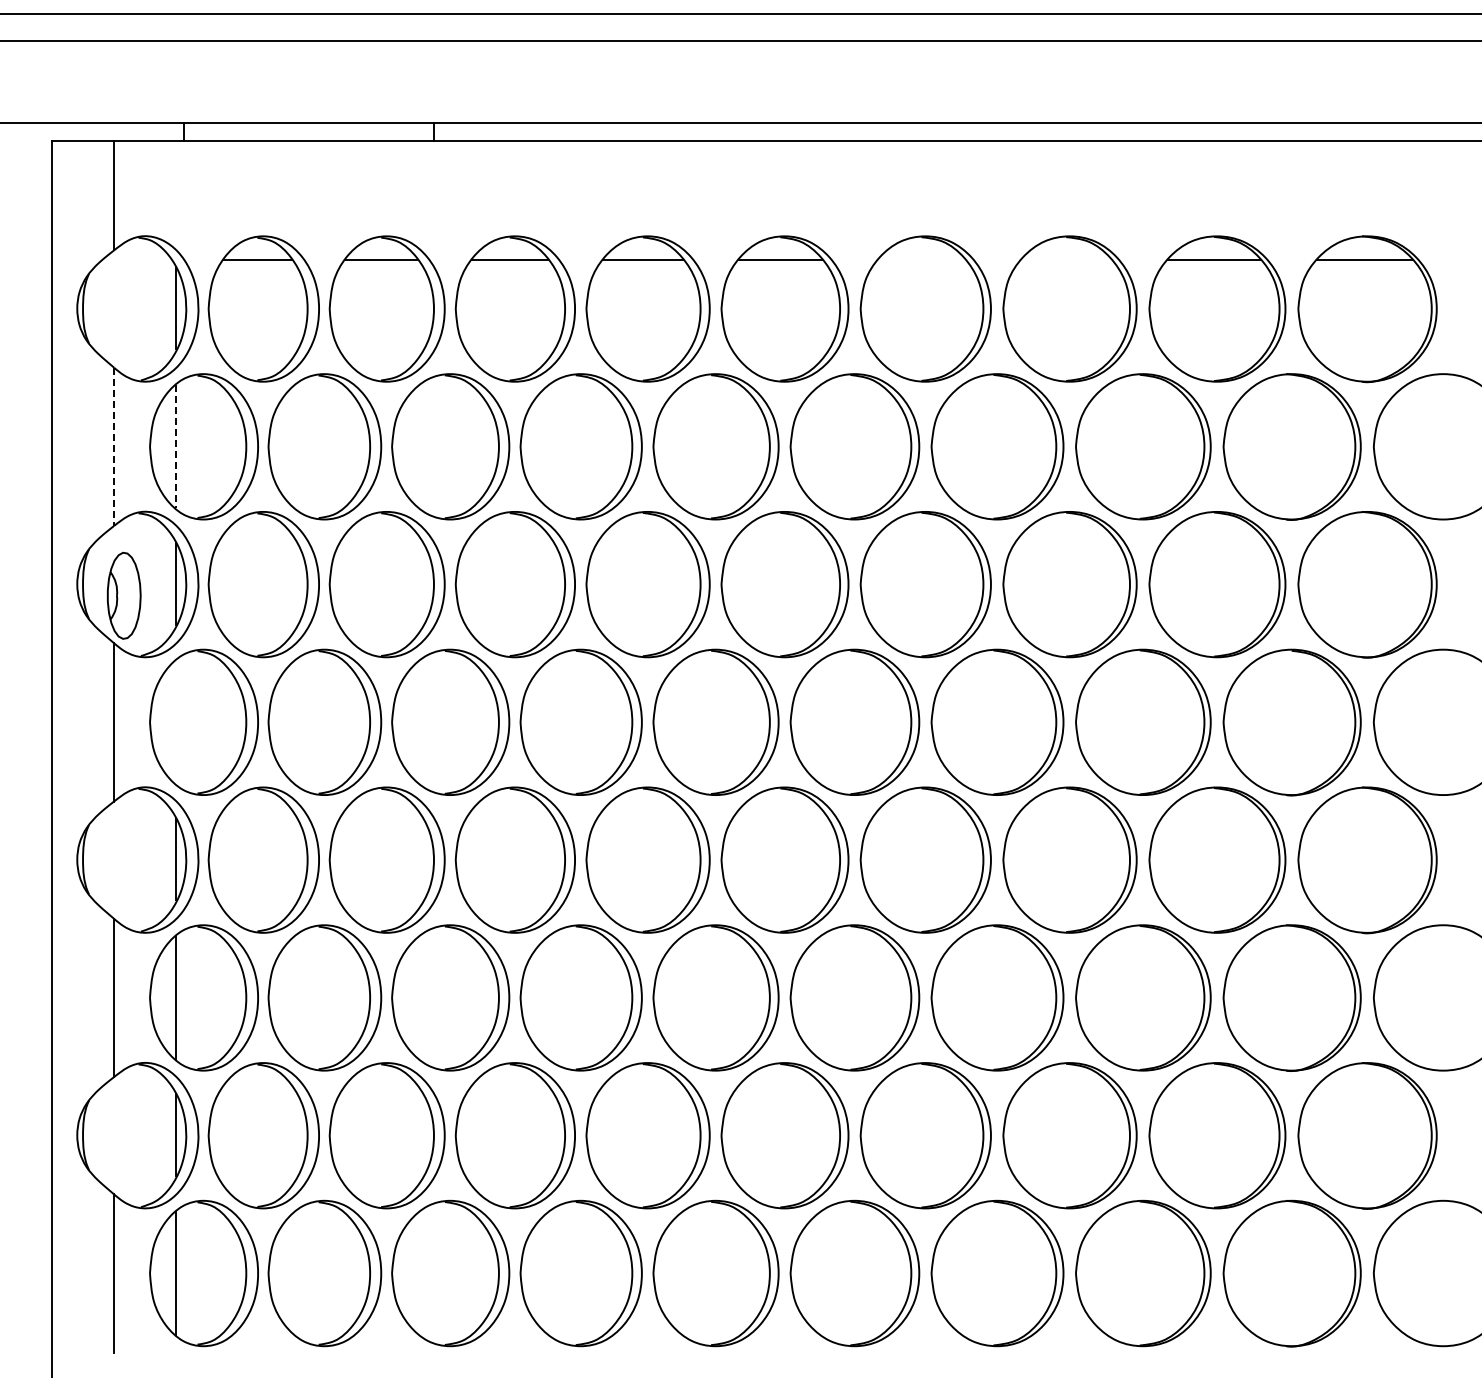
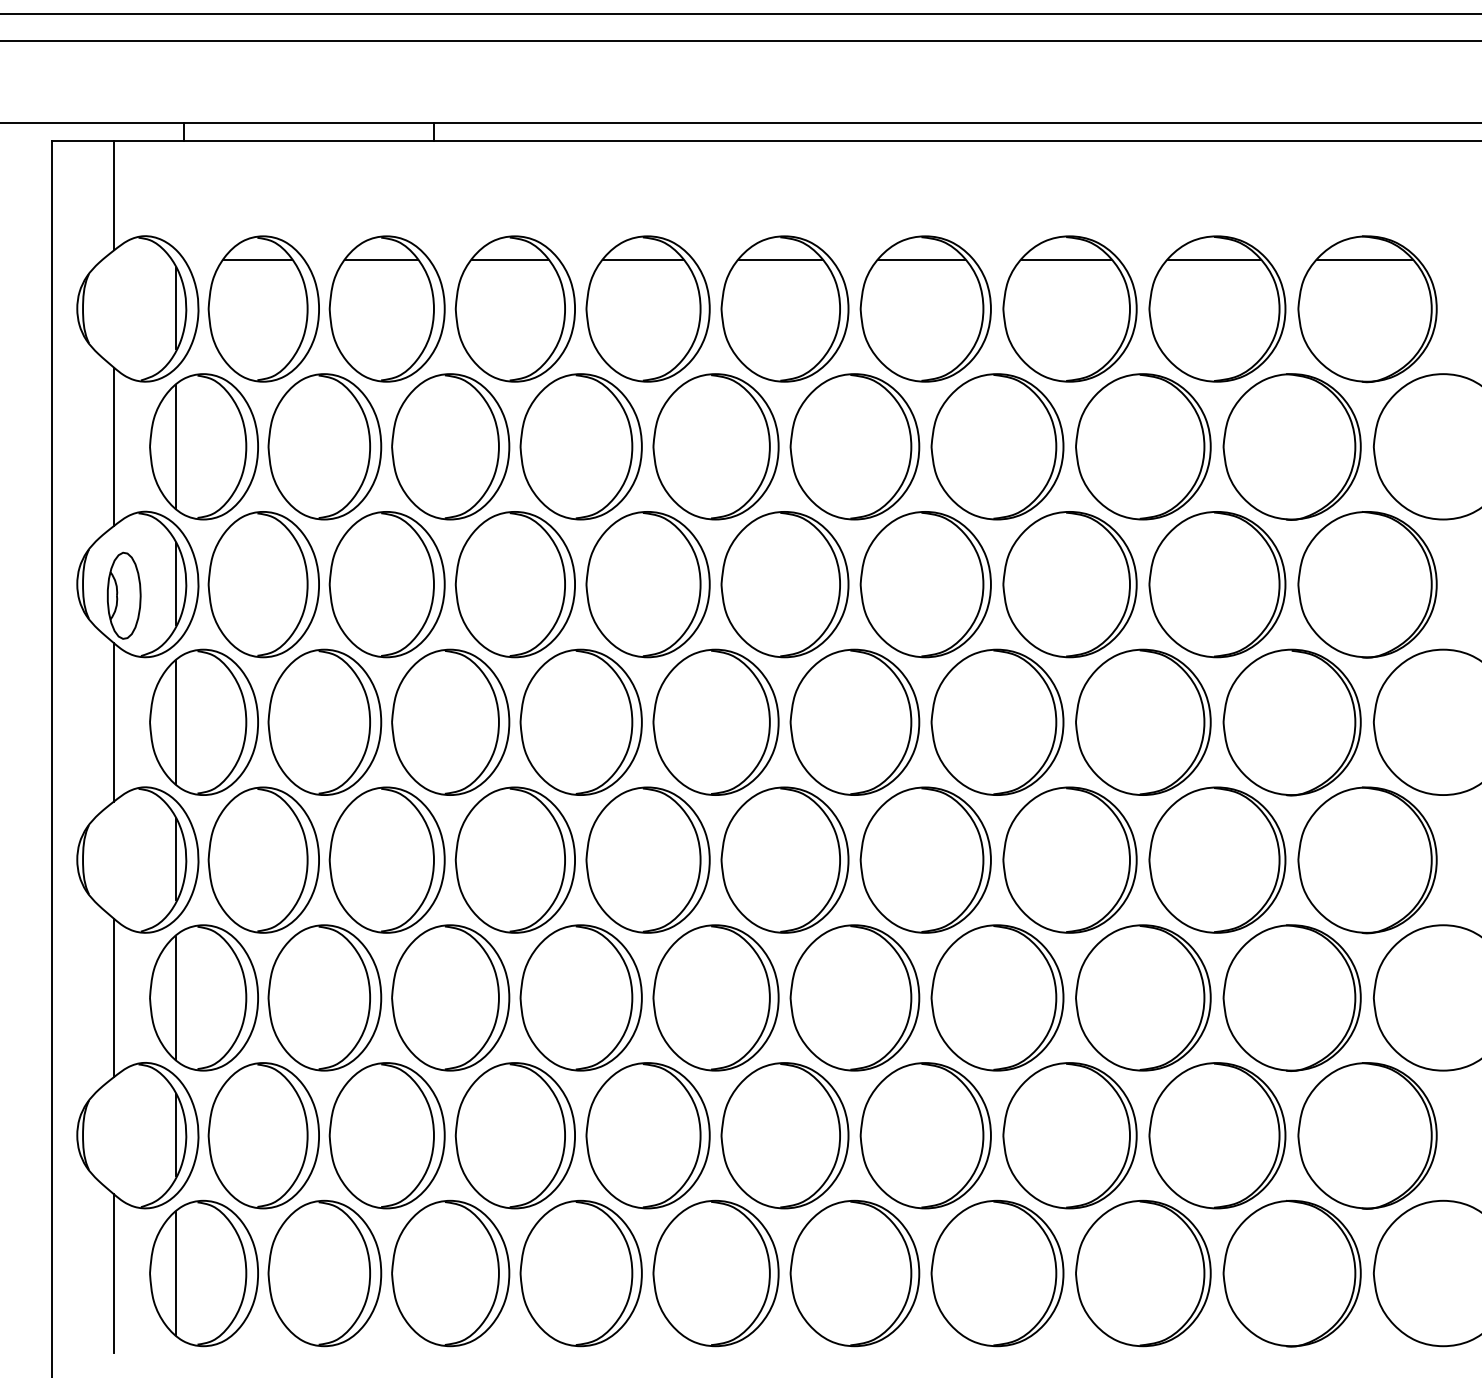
line: none -> present (921, 259)
line: none -> present (1066, 259)
line: dashed -> solid (114, 447)
line: dashed -> solid (176, 447)
line: none -> present (176, 722)
